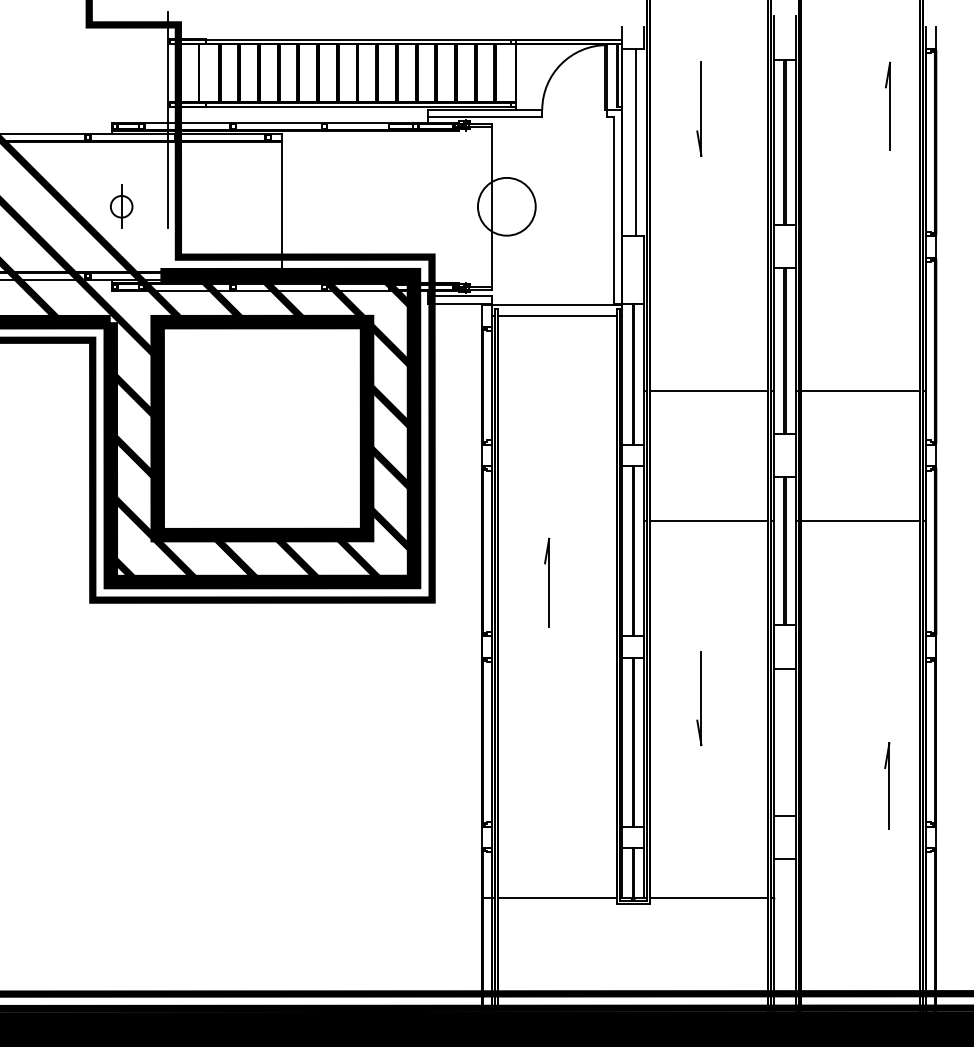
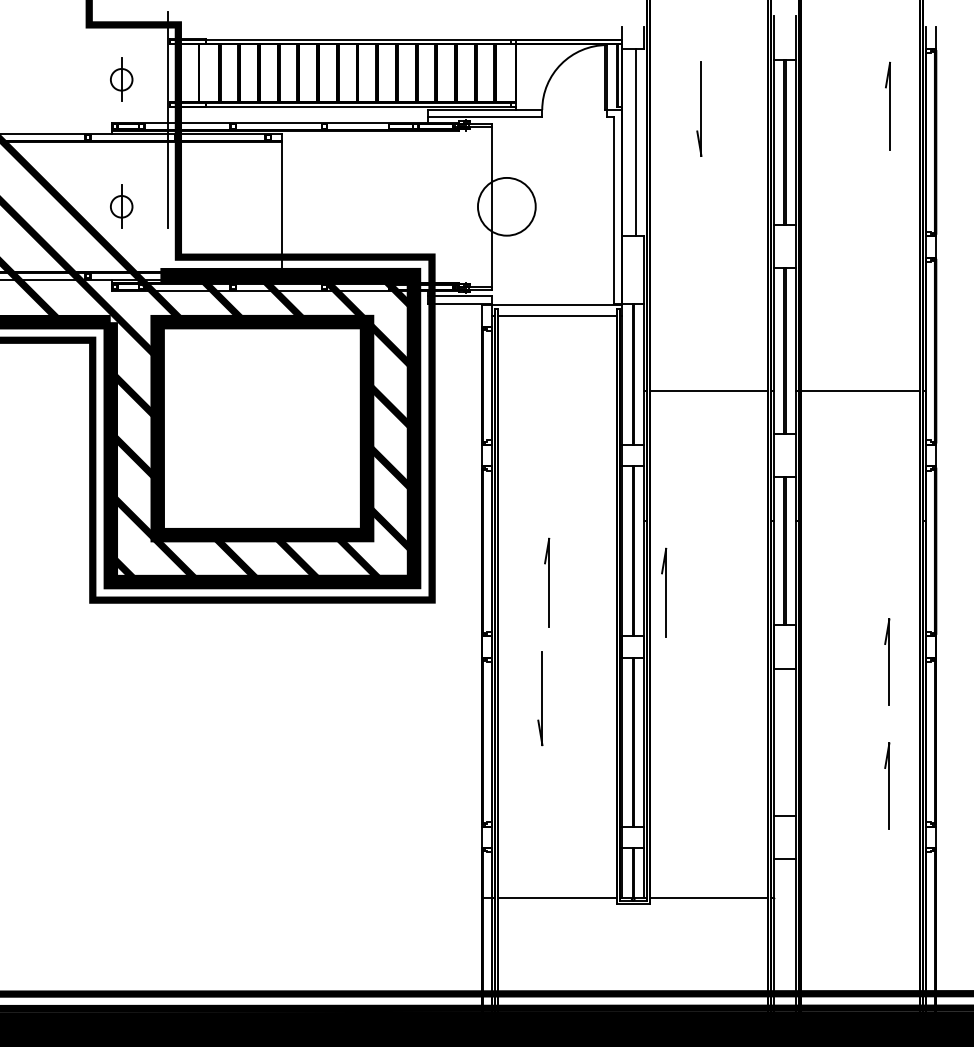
part: none -> present (121, 79)
line: present -> none (708, 520)
line: present -> none (860, 520)
part: none -> present (664, 592)
part: none -> present (887, 661)
part position: (699, 698) -> (540, 698) (540, 698)
